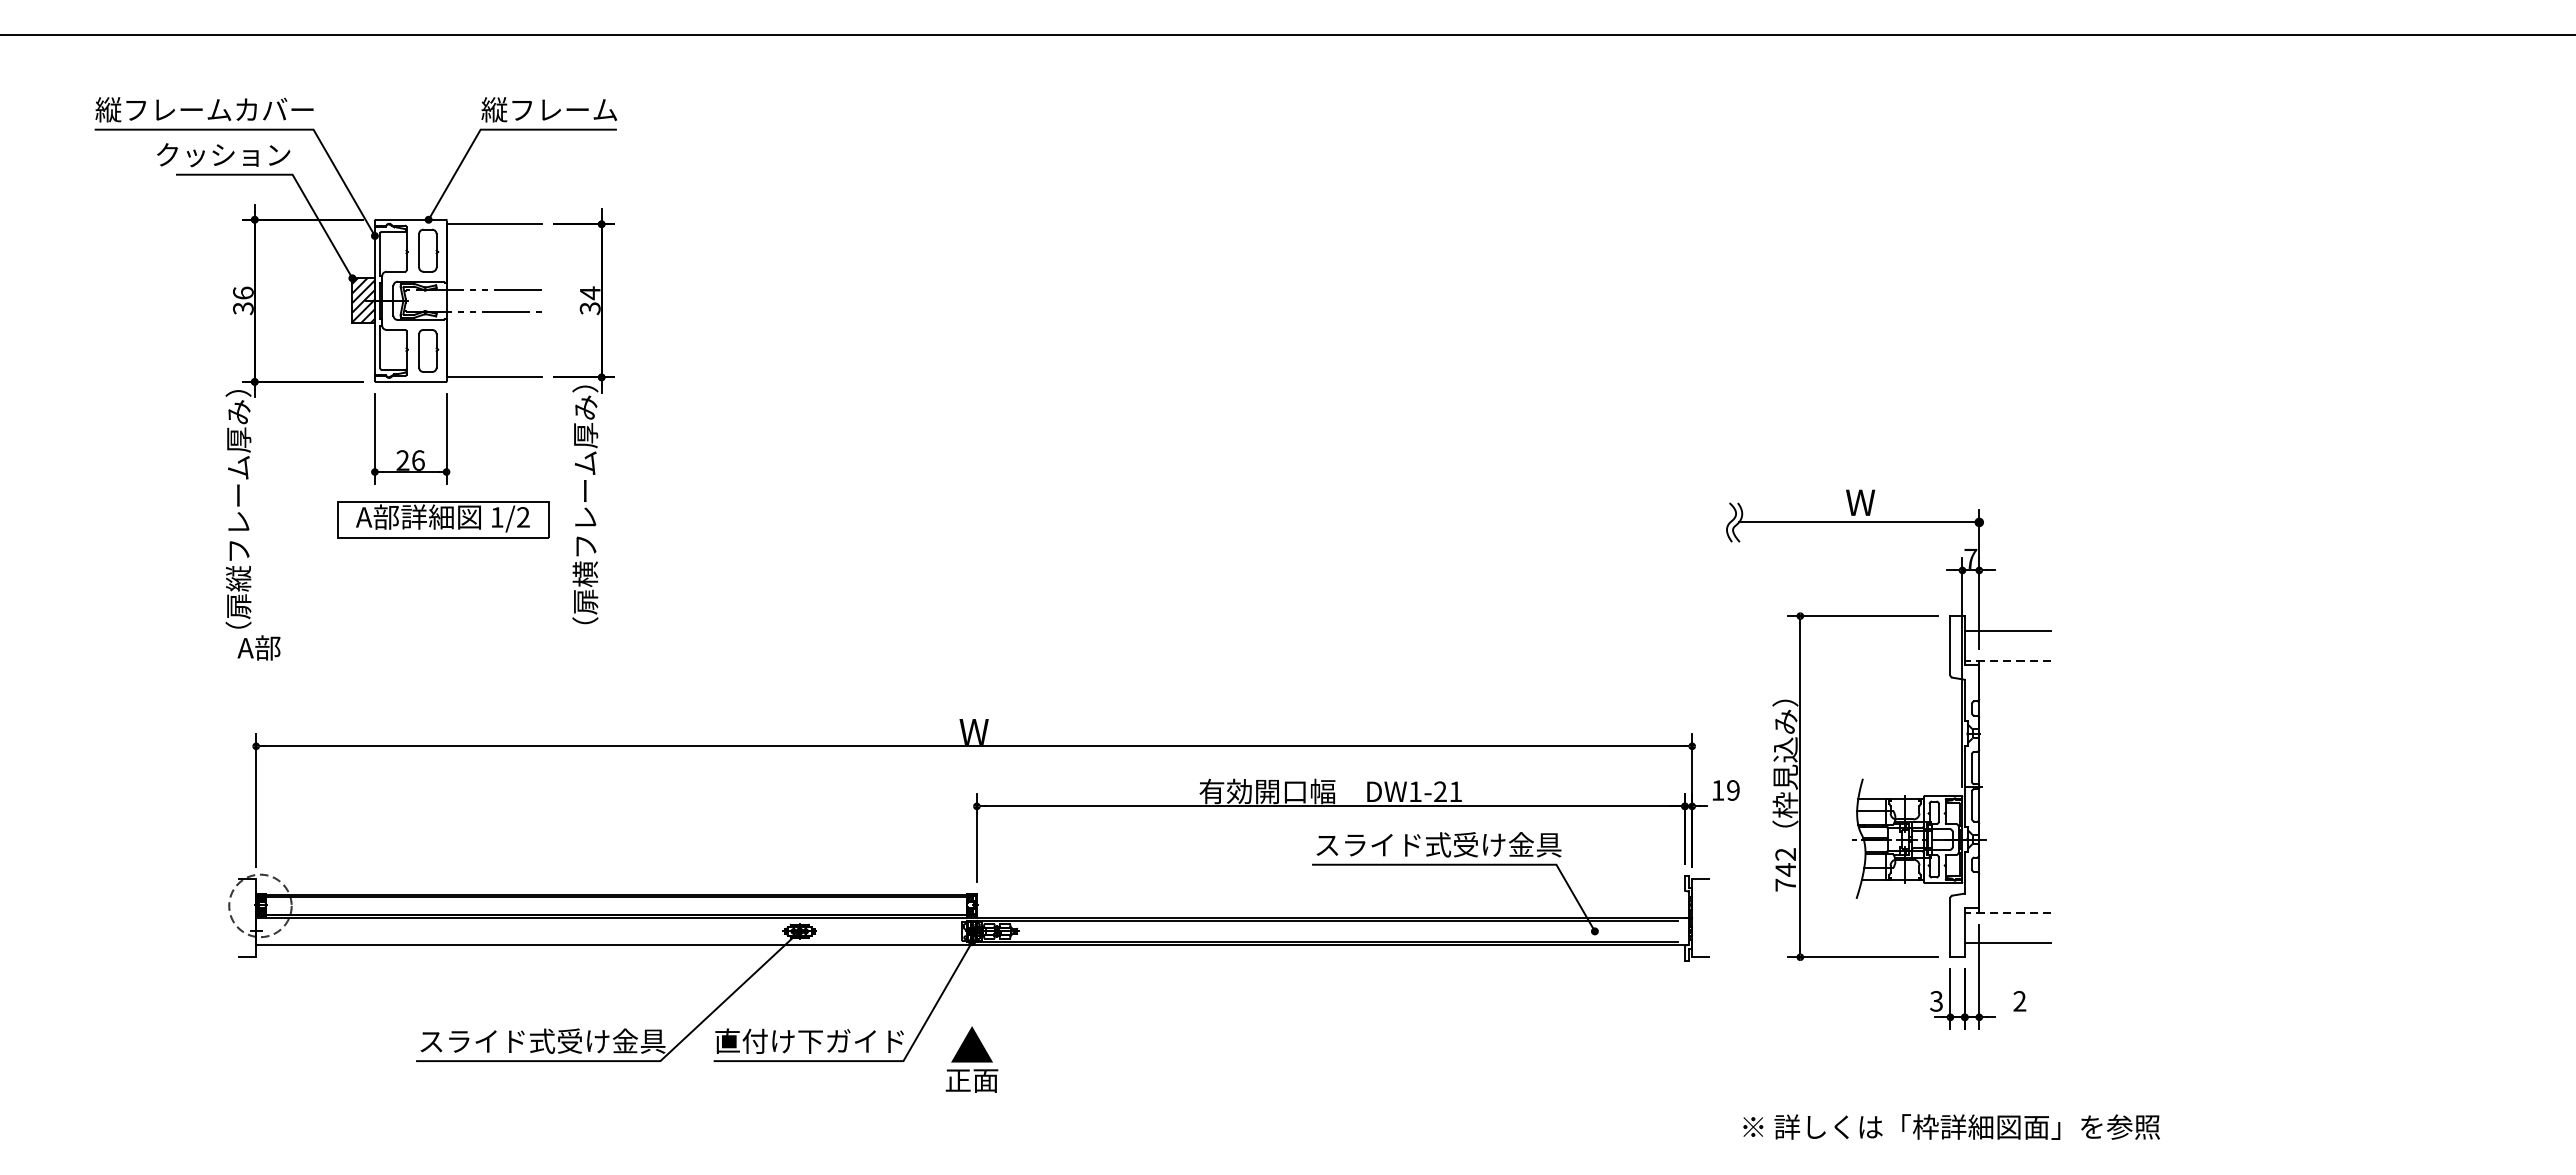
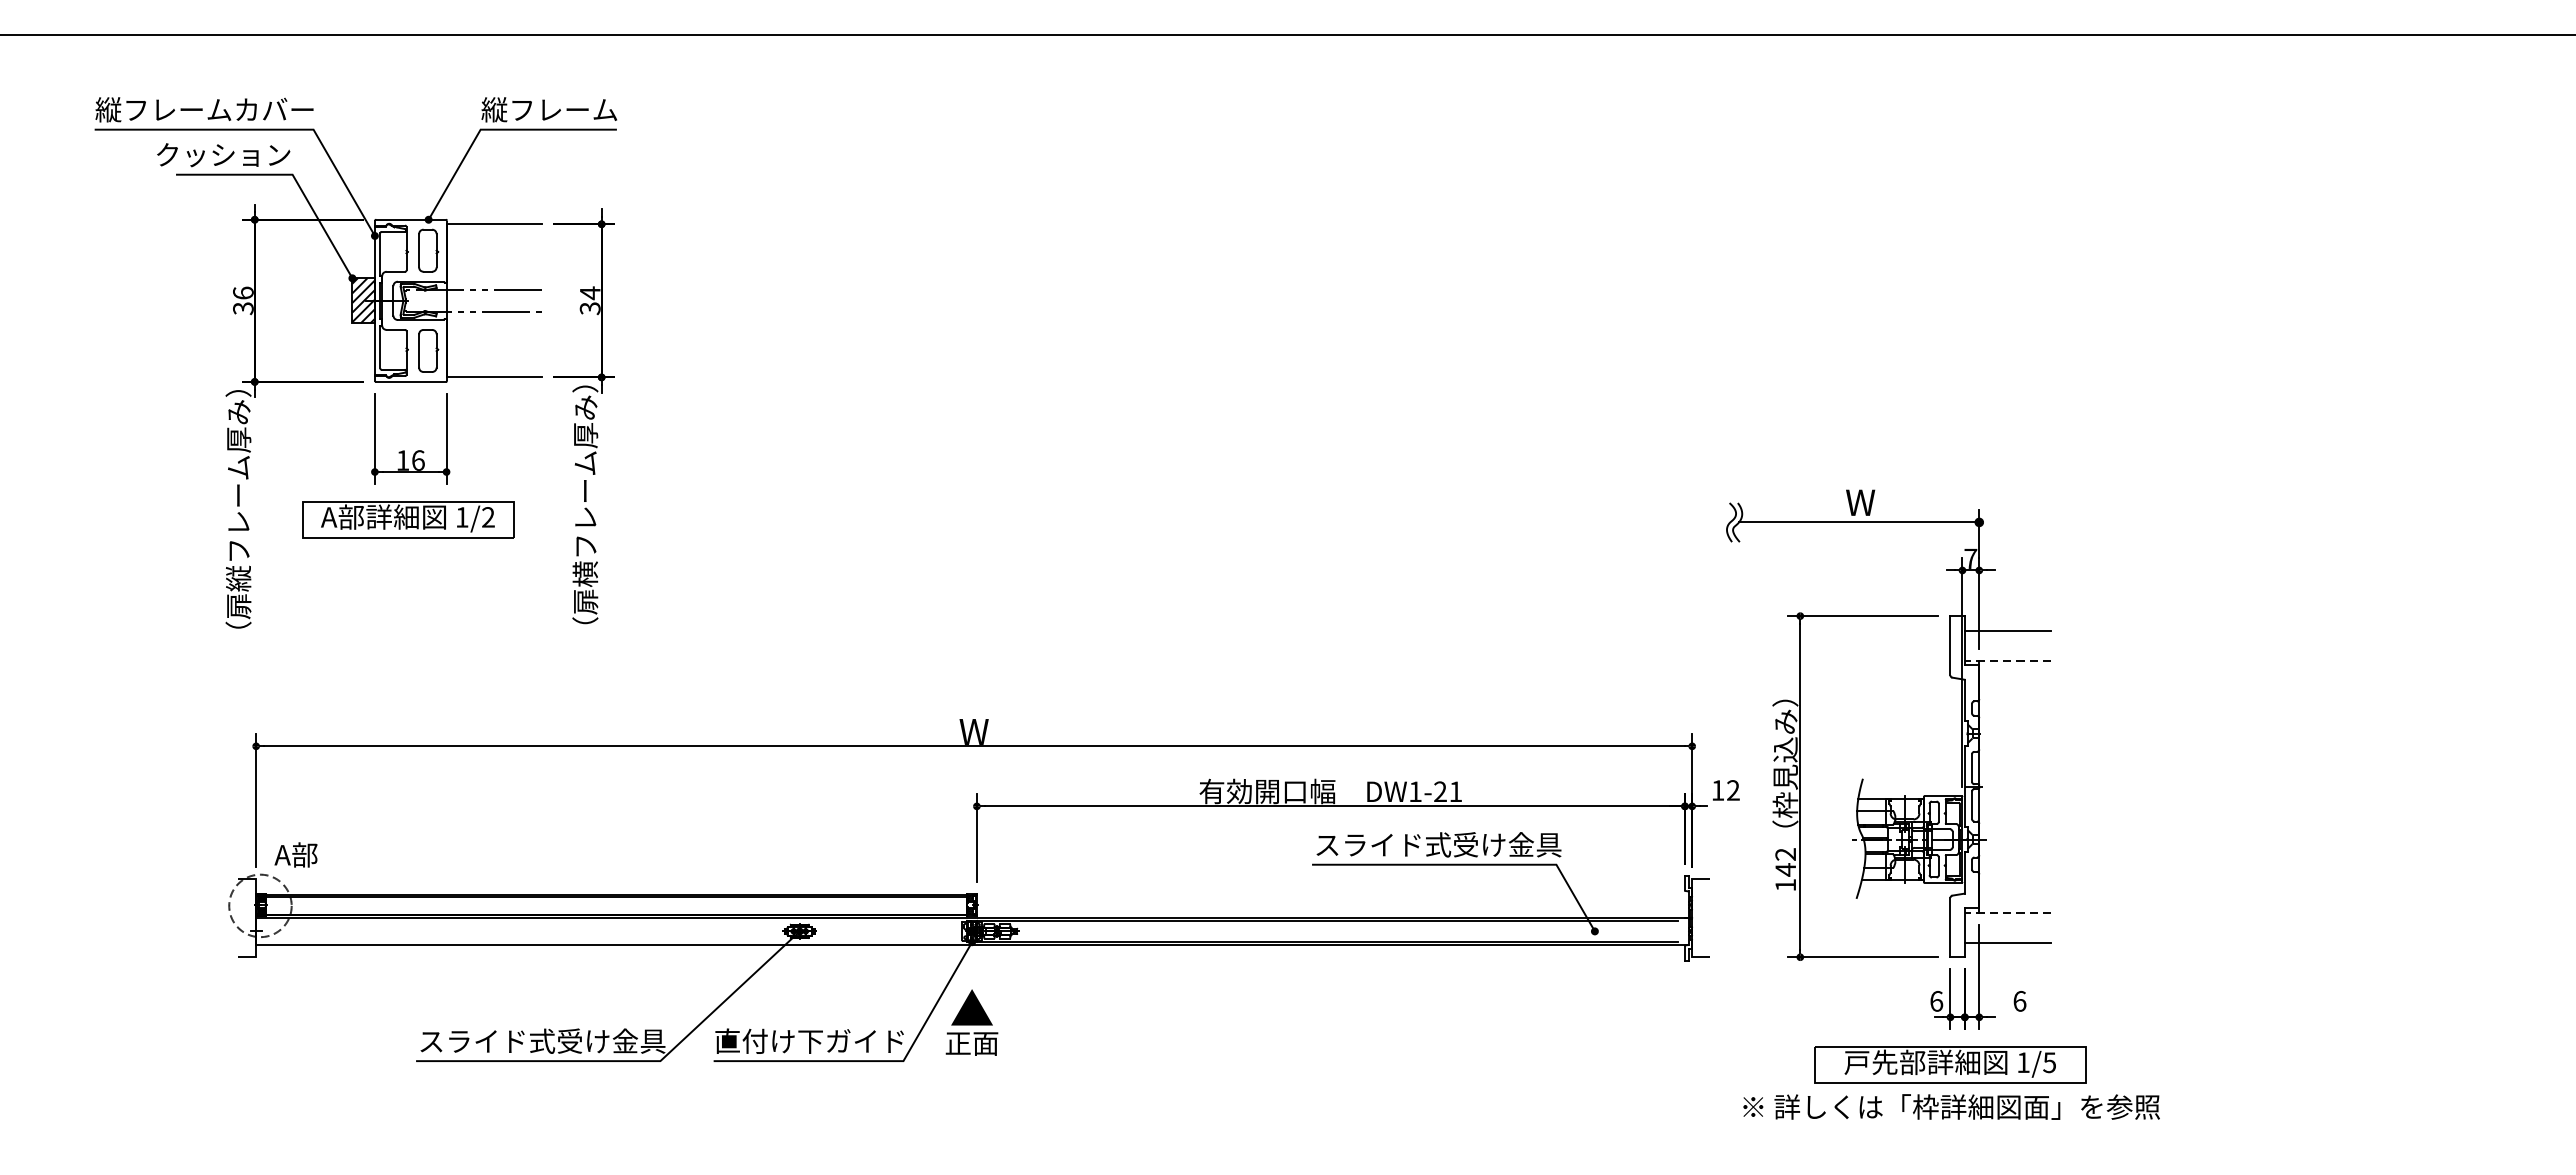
text: 26 -> 16 (402, 460)
part position: (443, 519) -> (408, 519) (408, 519)
text position: (258, 647) -> (295, 854) (295, 854)
text: 19 -> 12 (1733, 790)
text: 742 -> 142 (1785, 884)
text: 2 -> 6 (2019, 1000)
text: 3 -> 6 (1936, 1001)
text position: (971, 1059) -> (971, 1022) (971, 1022)
part: none -> present (1950, 1064)
text position: (1951, 1126) -> (1951, 1106) (1951, 1106)
